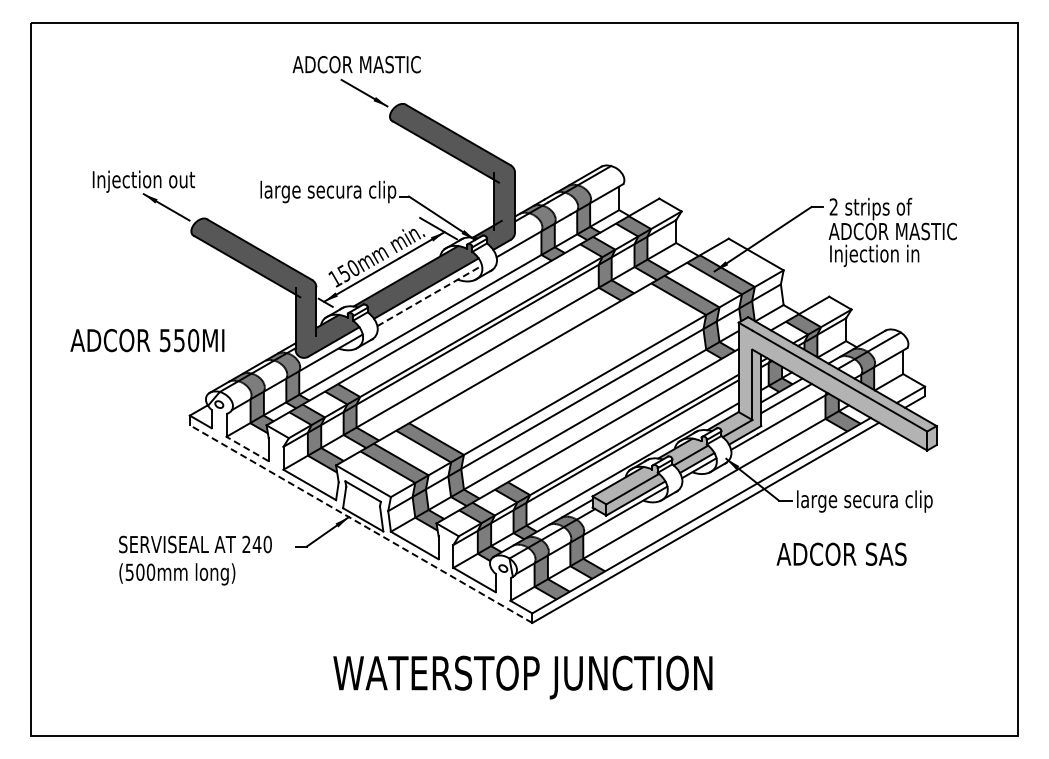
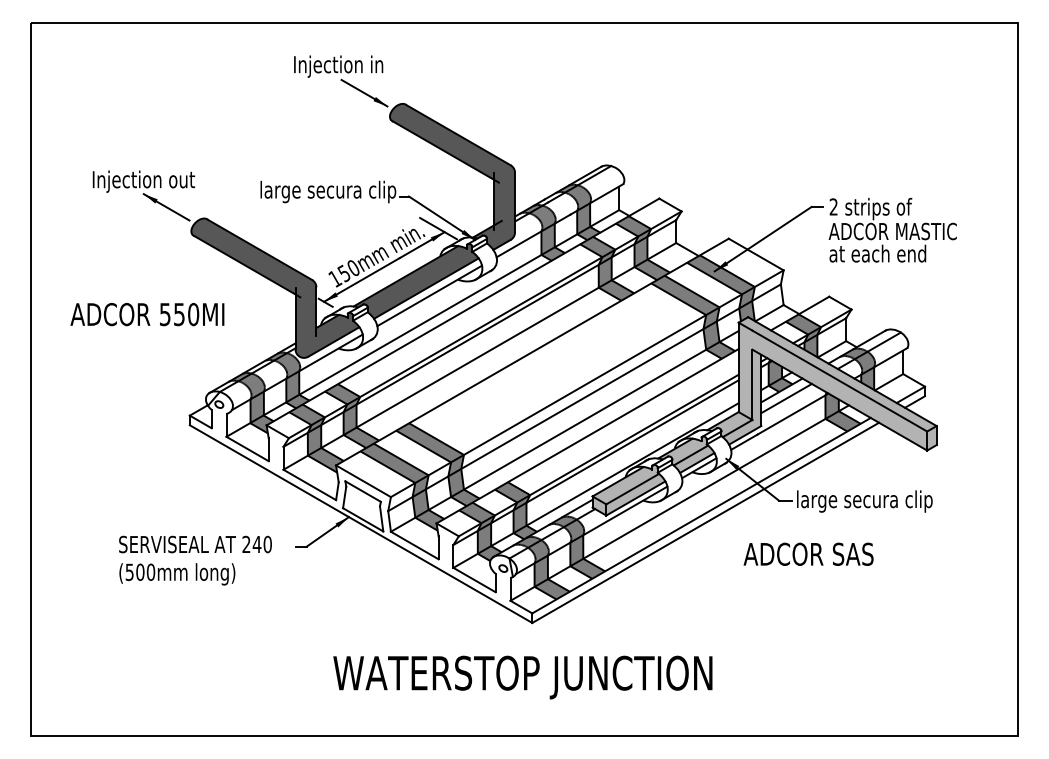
text: ADCOR MASTIC -> Injection in (356, 66)
text: Injection in -> at each end (877, 255)
line: dashed -> solid (430, 295)
text position: (147, 340) -> (147, 314) (147, 314)
line: dashed -> solid (247, 448)
line: dashed -> solid (361, 524)
text position: (841, 553) -> (808, 553) (808, 553)
